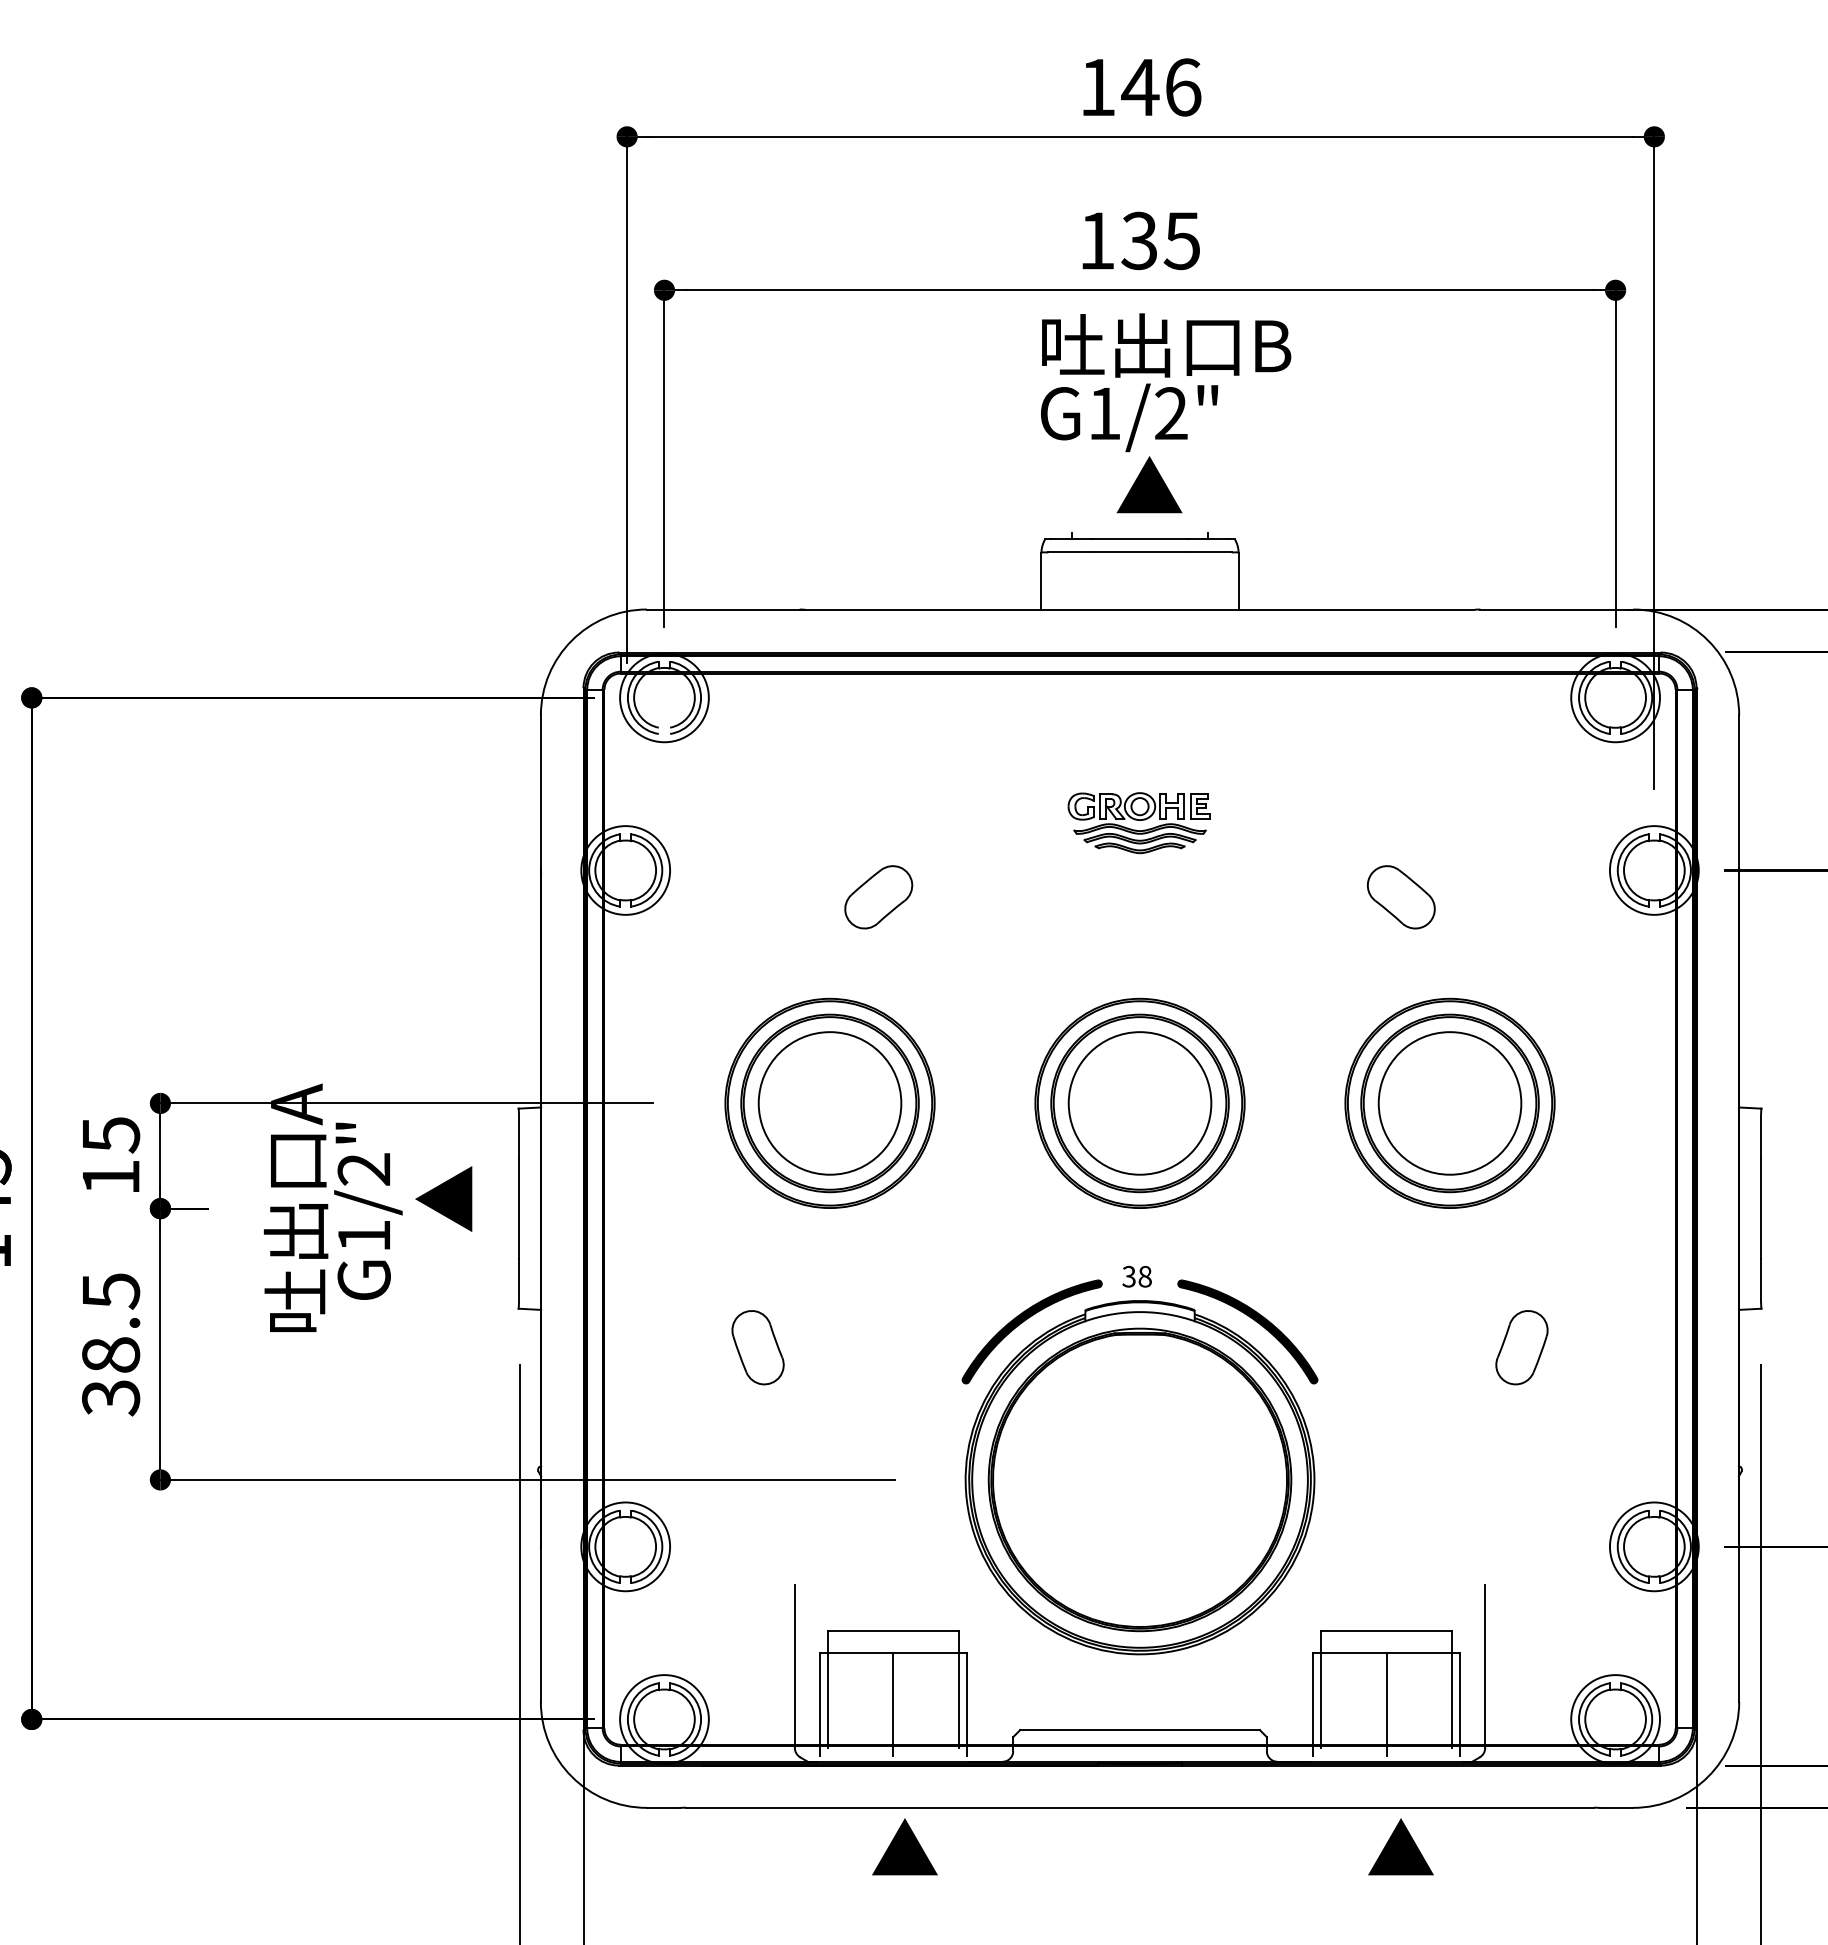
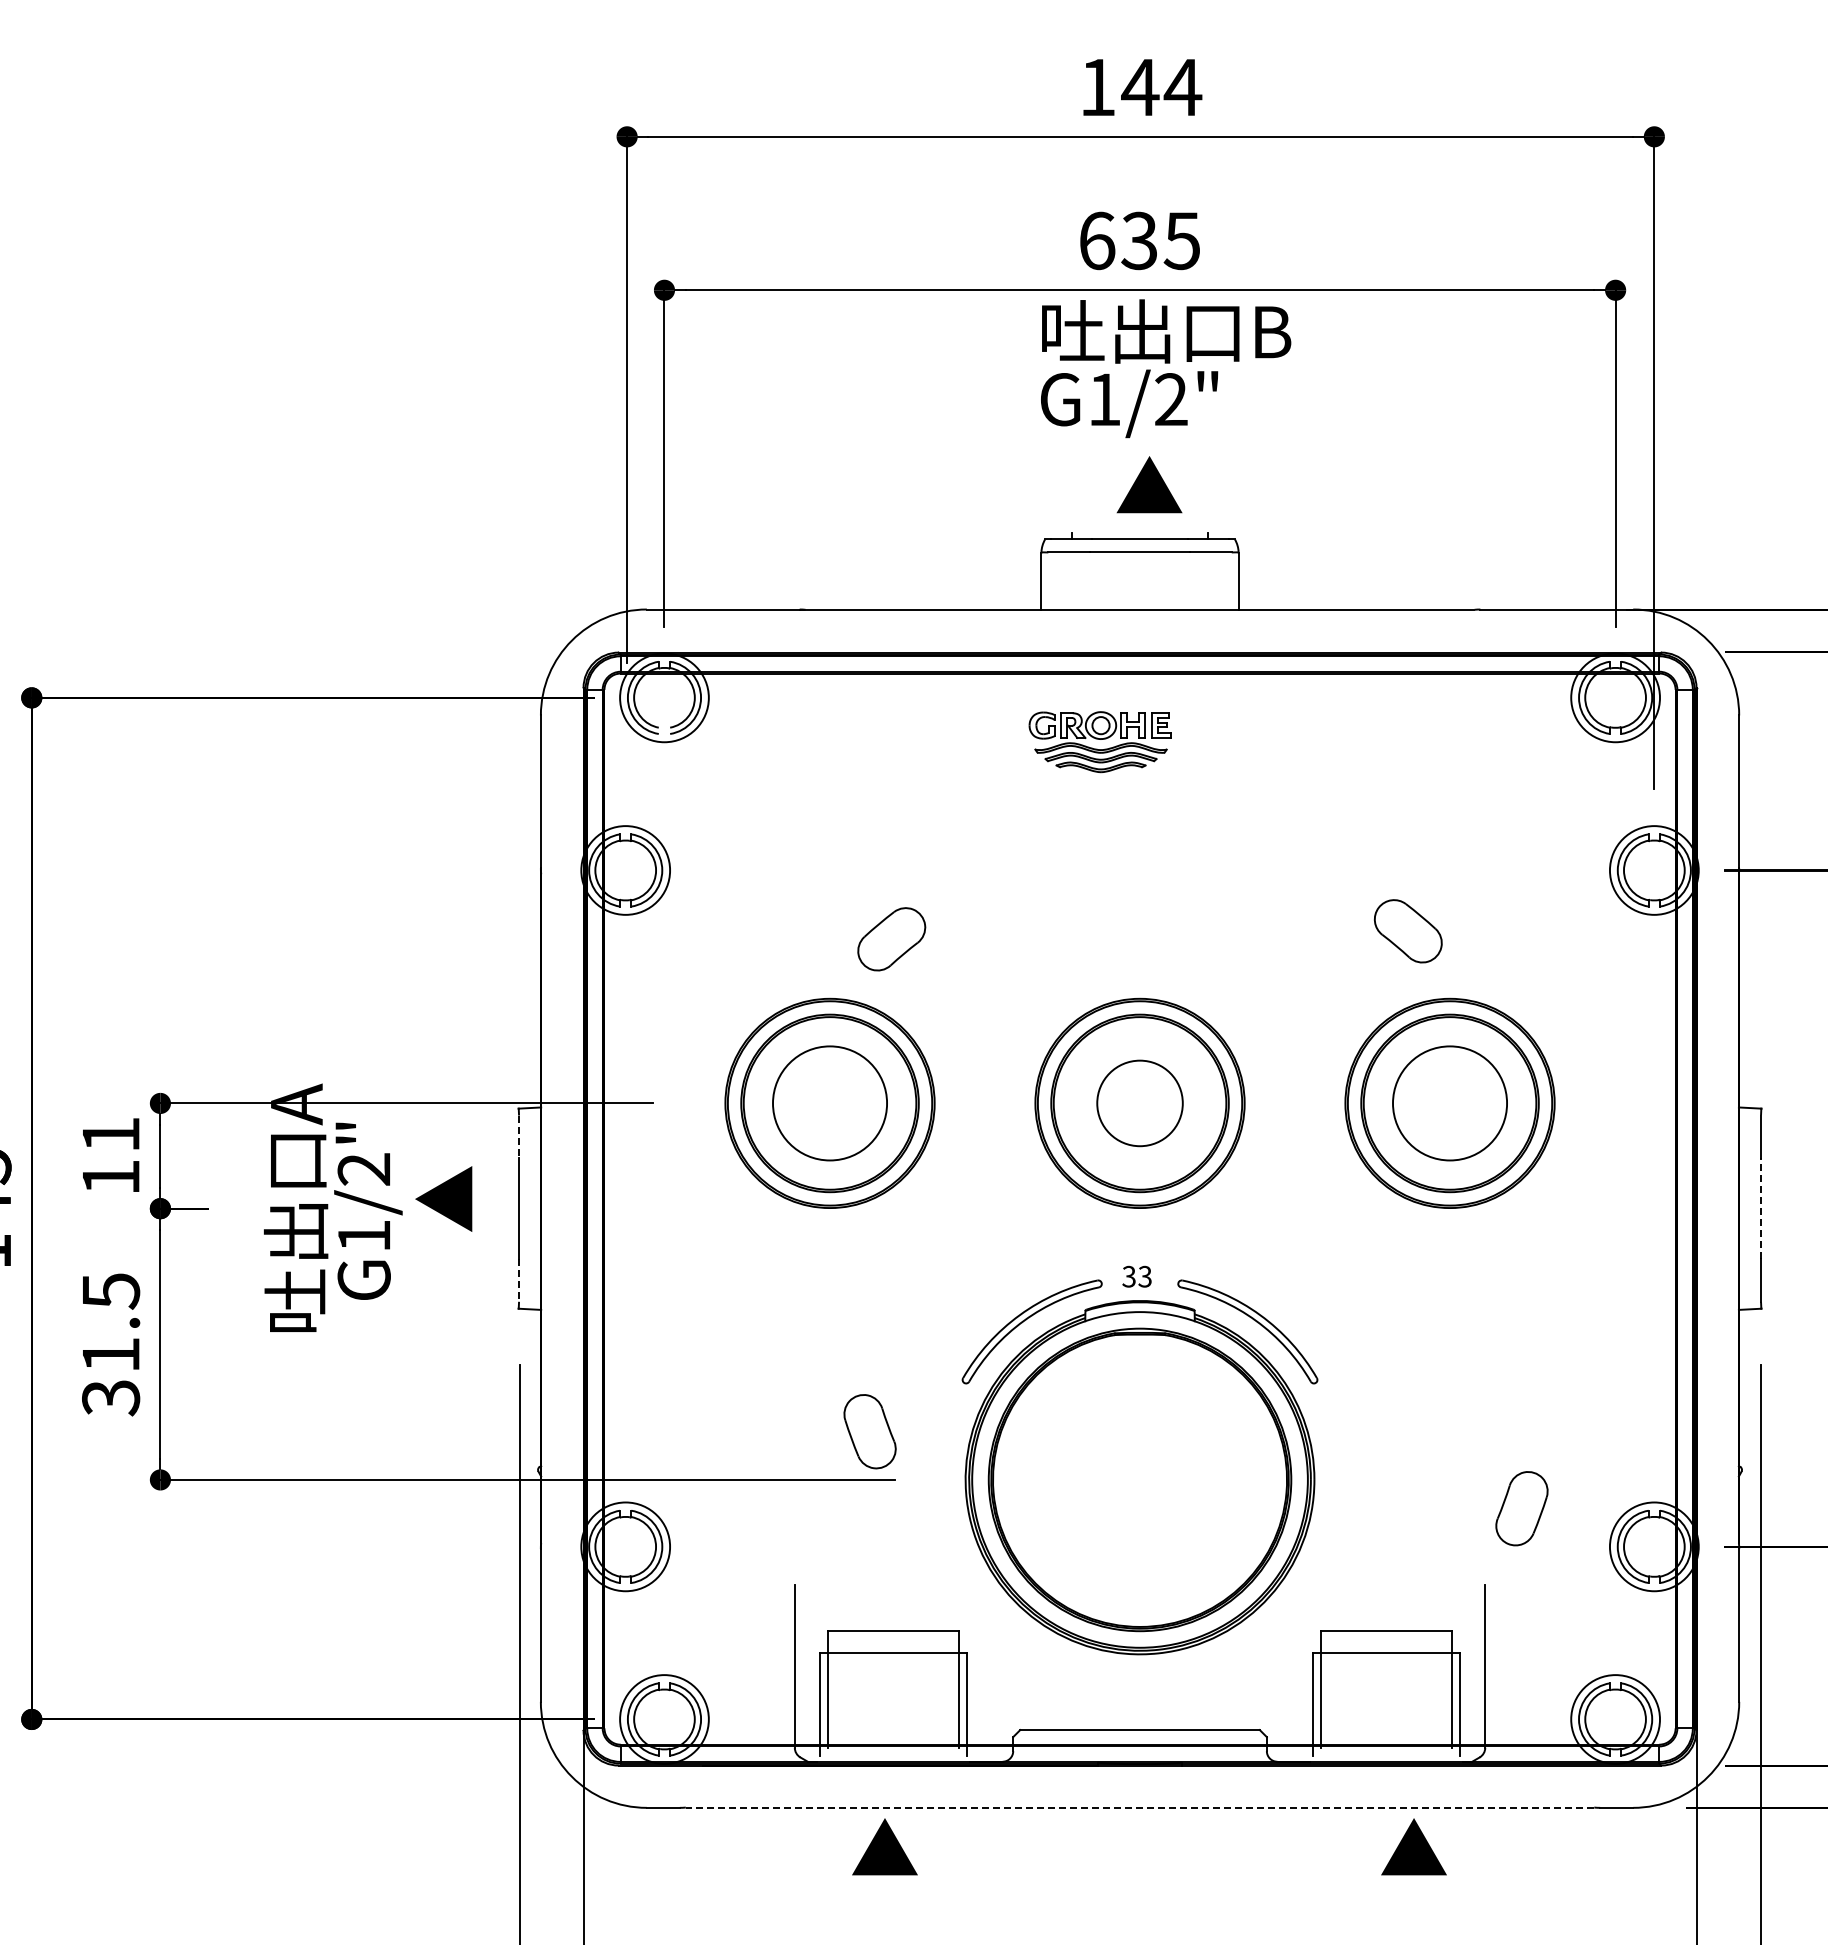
text: 146 -> 144 (1182, 87)
text: 135 -> 635 (1097, 240)
text position: (1166, 382) -> (1166, 368) (1166, 368)
part position: (1138, 823) -> (1099, 742) (1099, 742)
part position: (878, 897) -> (891, 939) (891, 939)
part position: (1401, 897) -> (1408, 931) (1408, 931)
circle diameter: 143 px -> 114 px (830, 1103)
circle diameter: 143 px -> 86 px (1139, 1103)
circle diameter: 143 px -> 114 px (1450, 1103)
text: 15 -> 11 (111, 1135)
line: solid -> dashed (519, 1137)
line: solid -> dashed (1761, 1208)
text: 38 -> 33 (1144, 1276)
line: solid -> dashed (519, 1281)
fill: present -> none (1031, 1331)
fill: present -> none (1247, 1331)
part position: (757, 1347) -> (869, 1431) (869, 1431)
part position: (1521, 1347) -> (1521, 1508) (1521, 1508)
text: 38.5 -> 31.5 (111, 1354)
line: present -> none (893, 1703)
line: present -> none (1386, 1703)
line: solid -> dashed (1139, 1807)
text position: (904, 1846) -> (884, 1846) (884, 1846)
text position: (1400, 1846) -> (1413, 1846) (1413, 1846)
